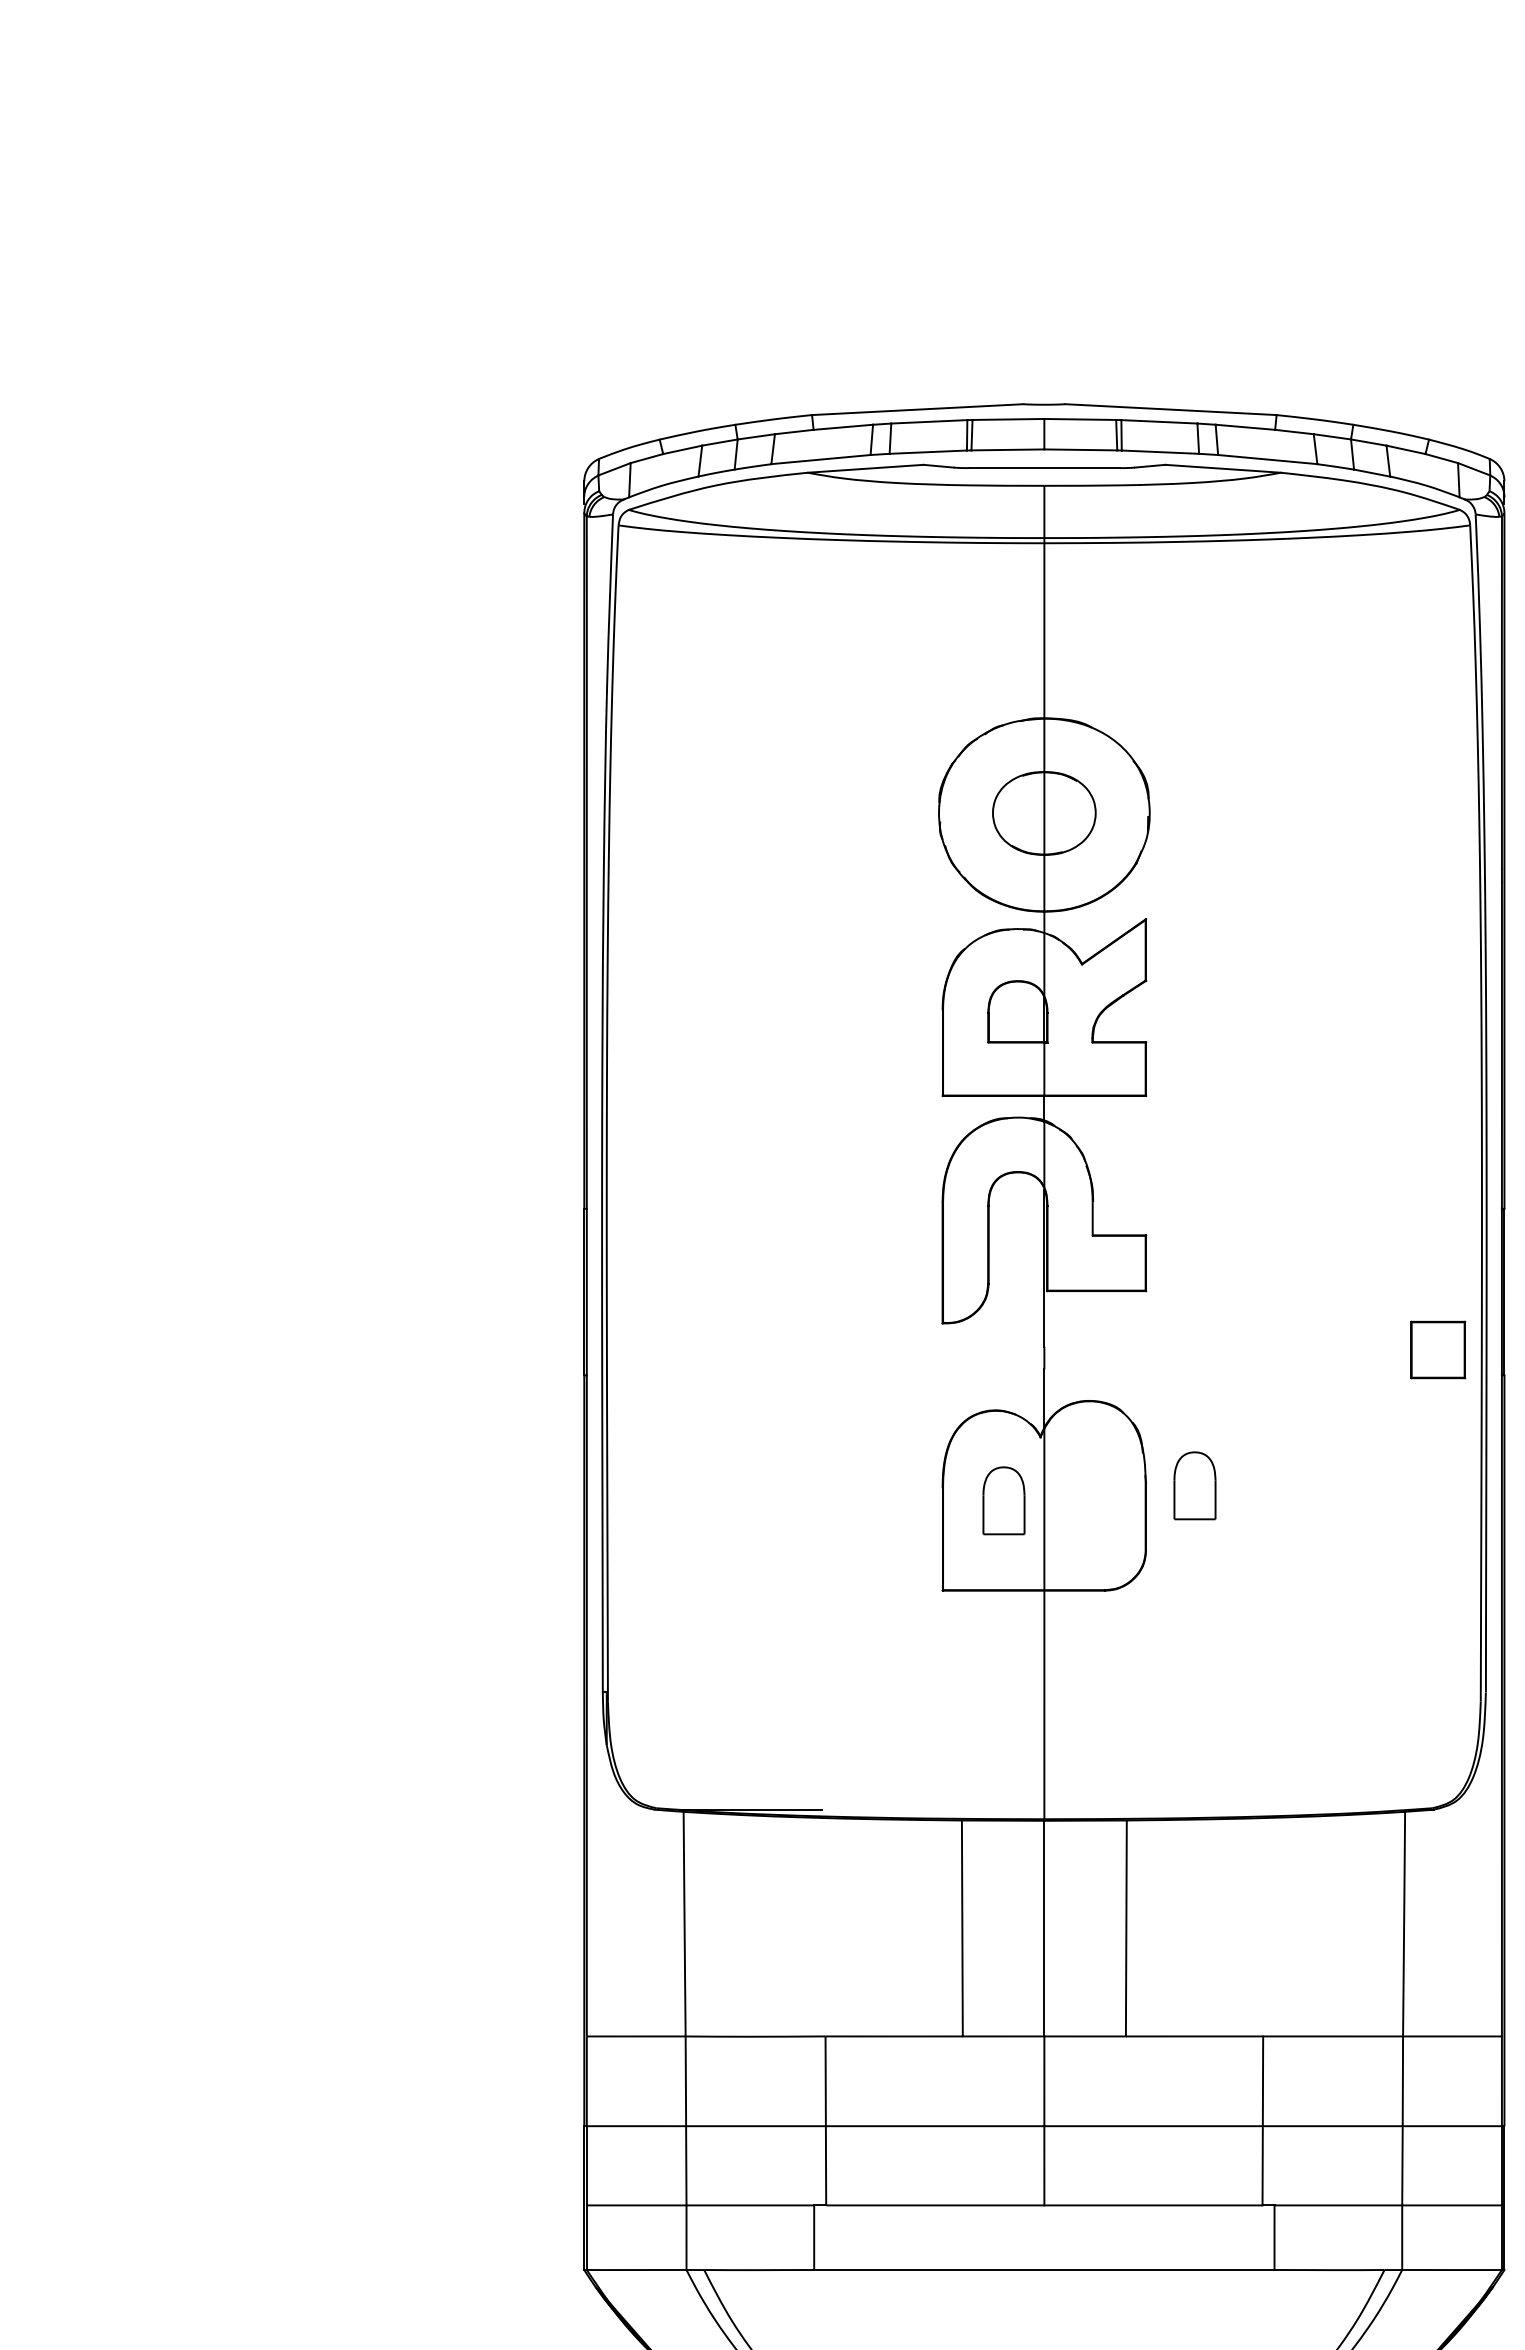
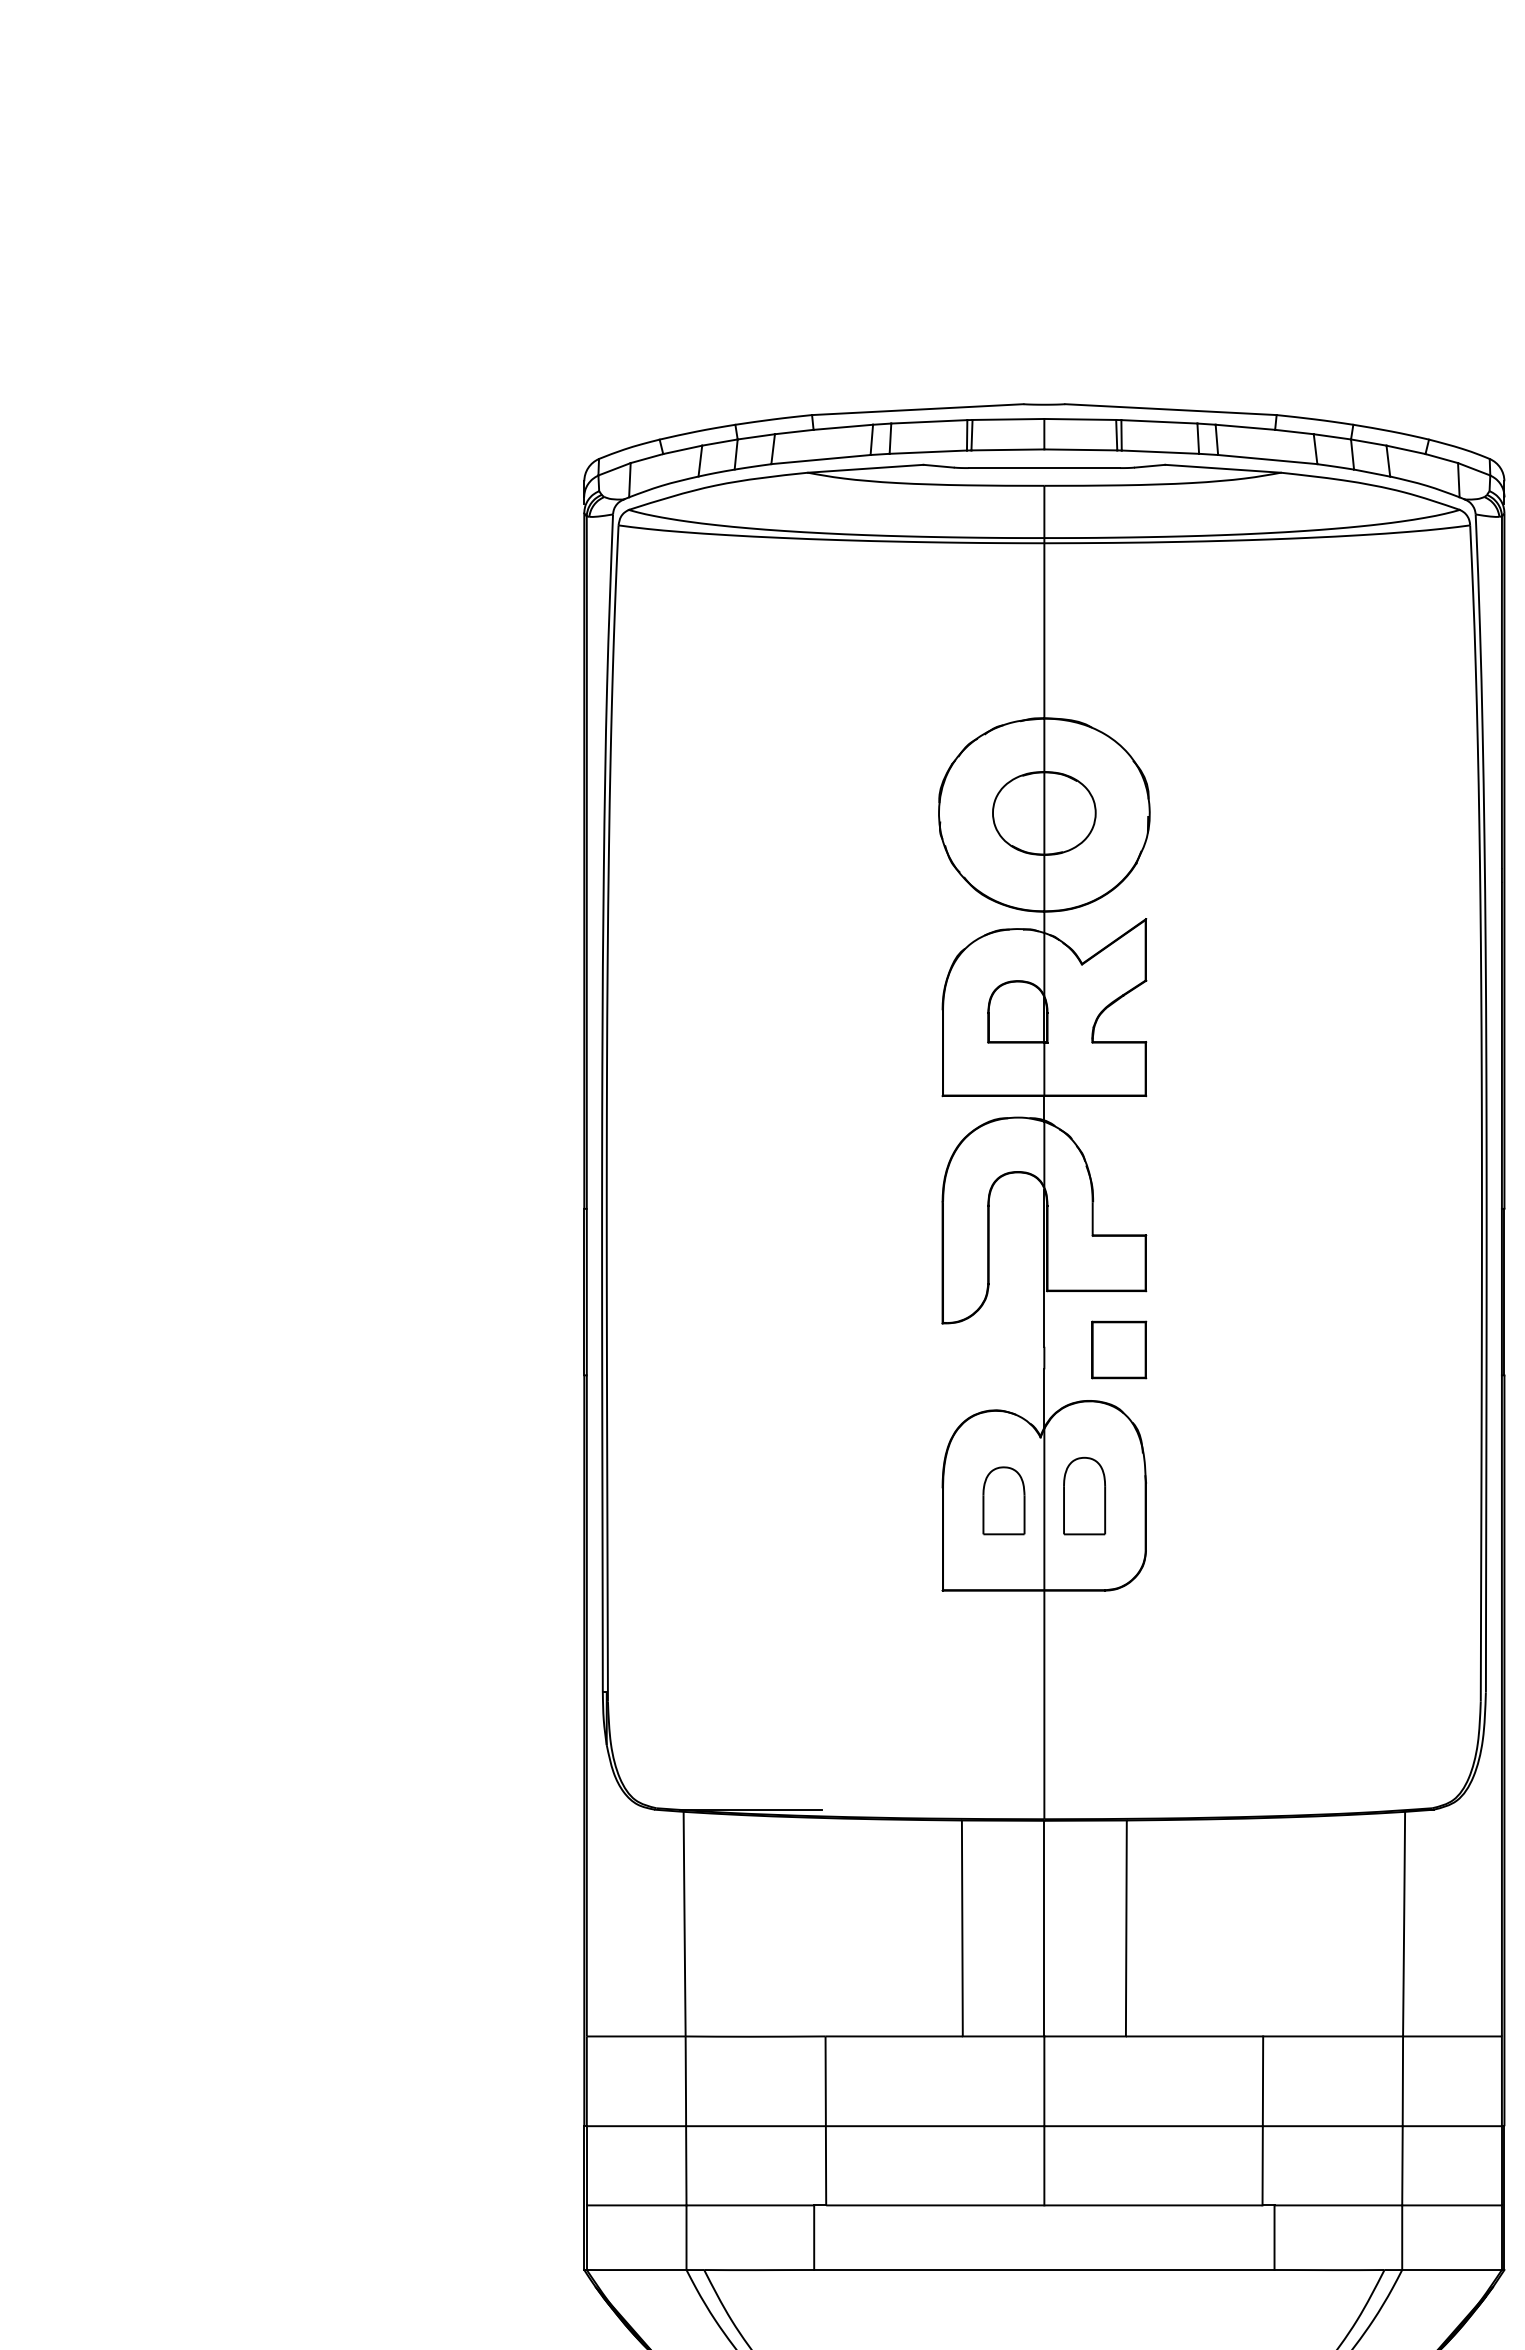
part position: (1438, 1349) -> (1119, 1349) (1119, 1349)
part: present -> none (1194, 1485)
part: none -> present (1084, 1495)
